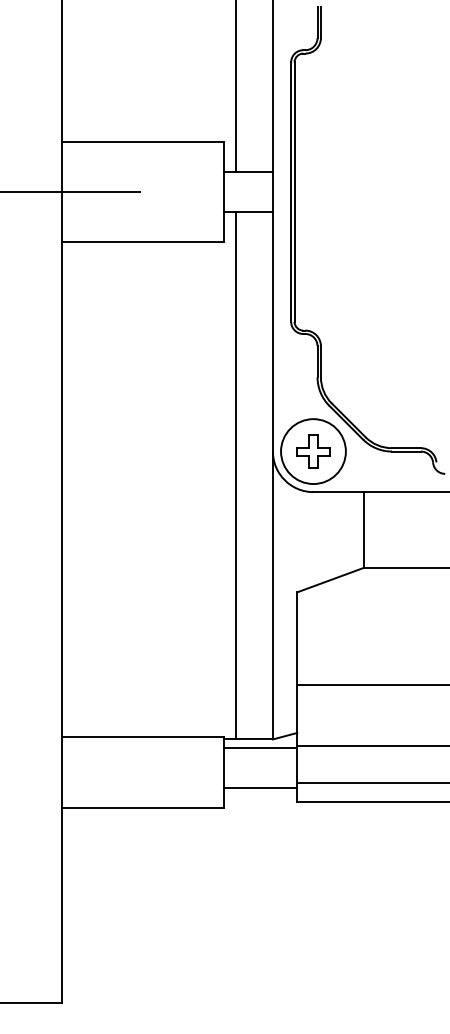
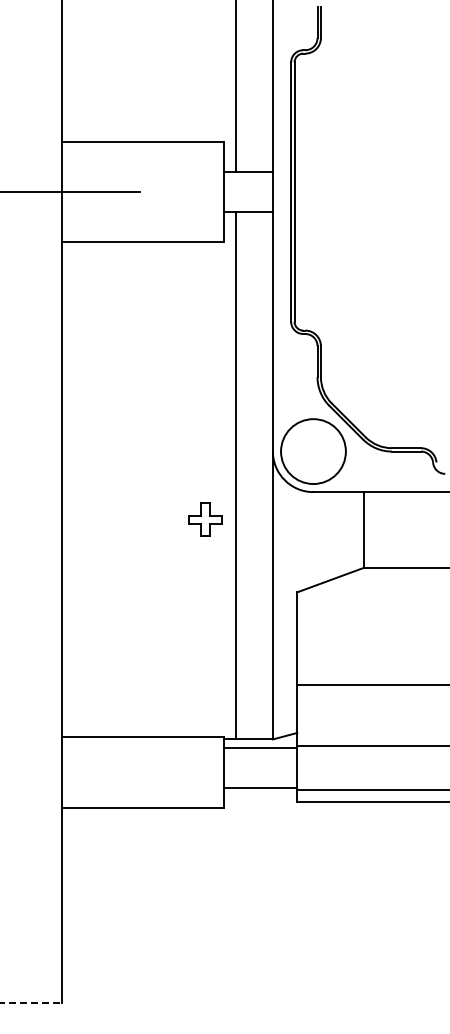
part position: (313, 451) -> (205, 519) (205, 519)
line position: (371, 783) -> (371, 790) (371, 790)
line: solid -> dashed (31, 1002)
